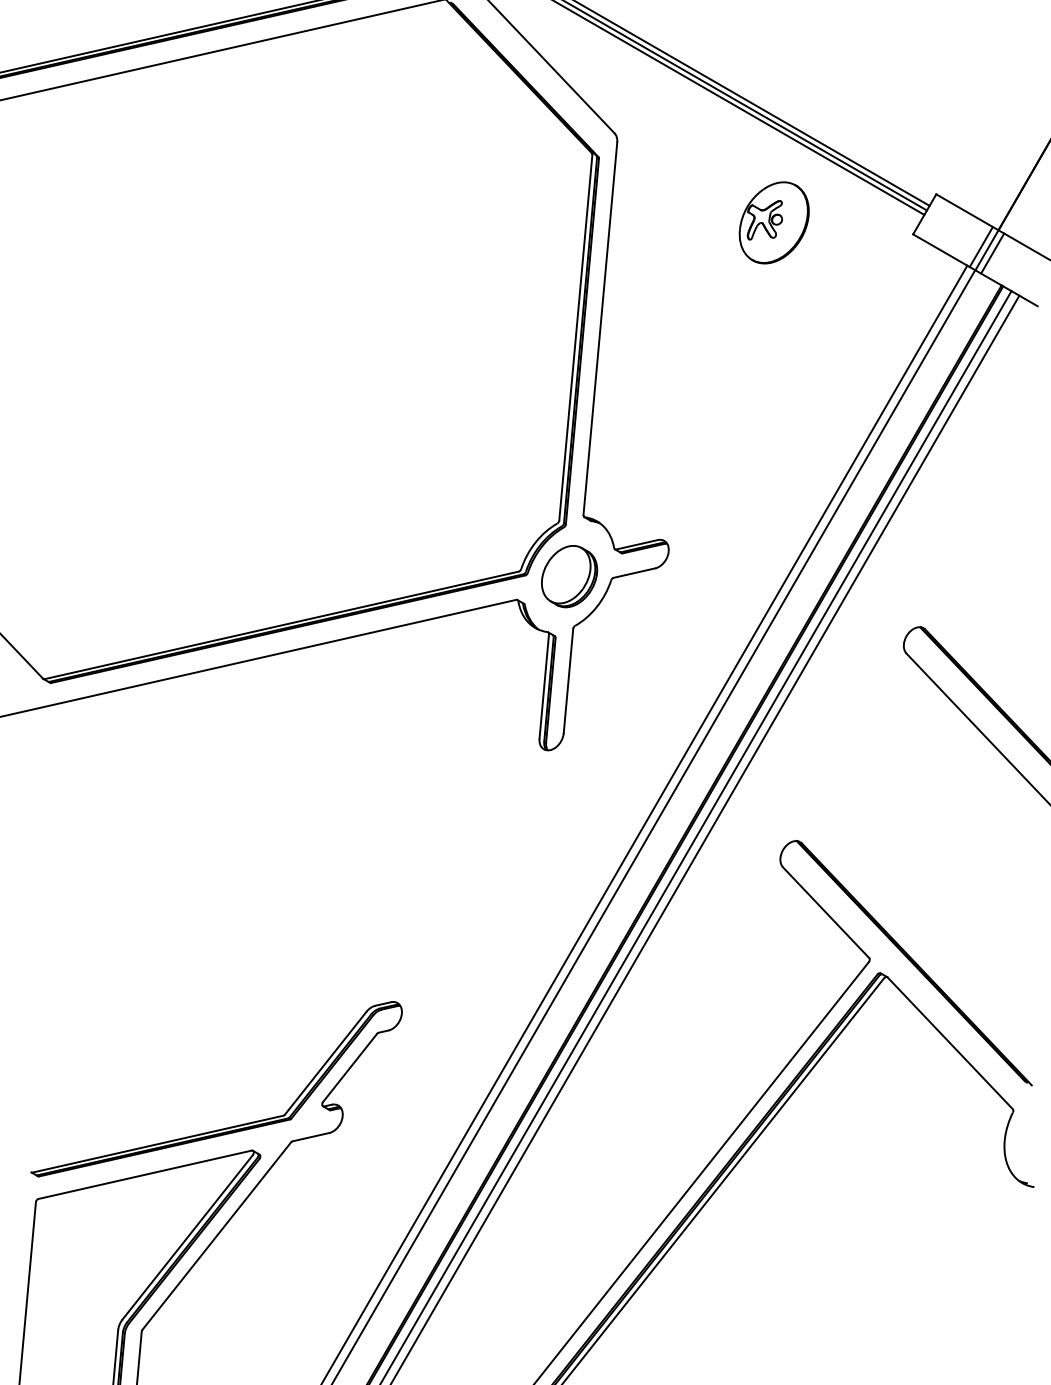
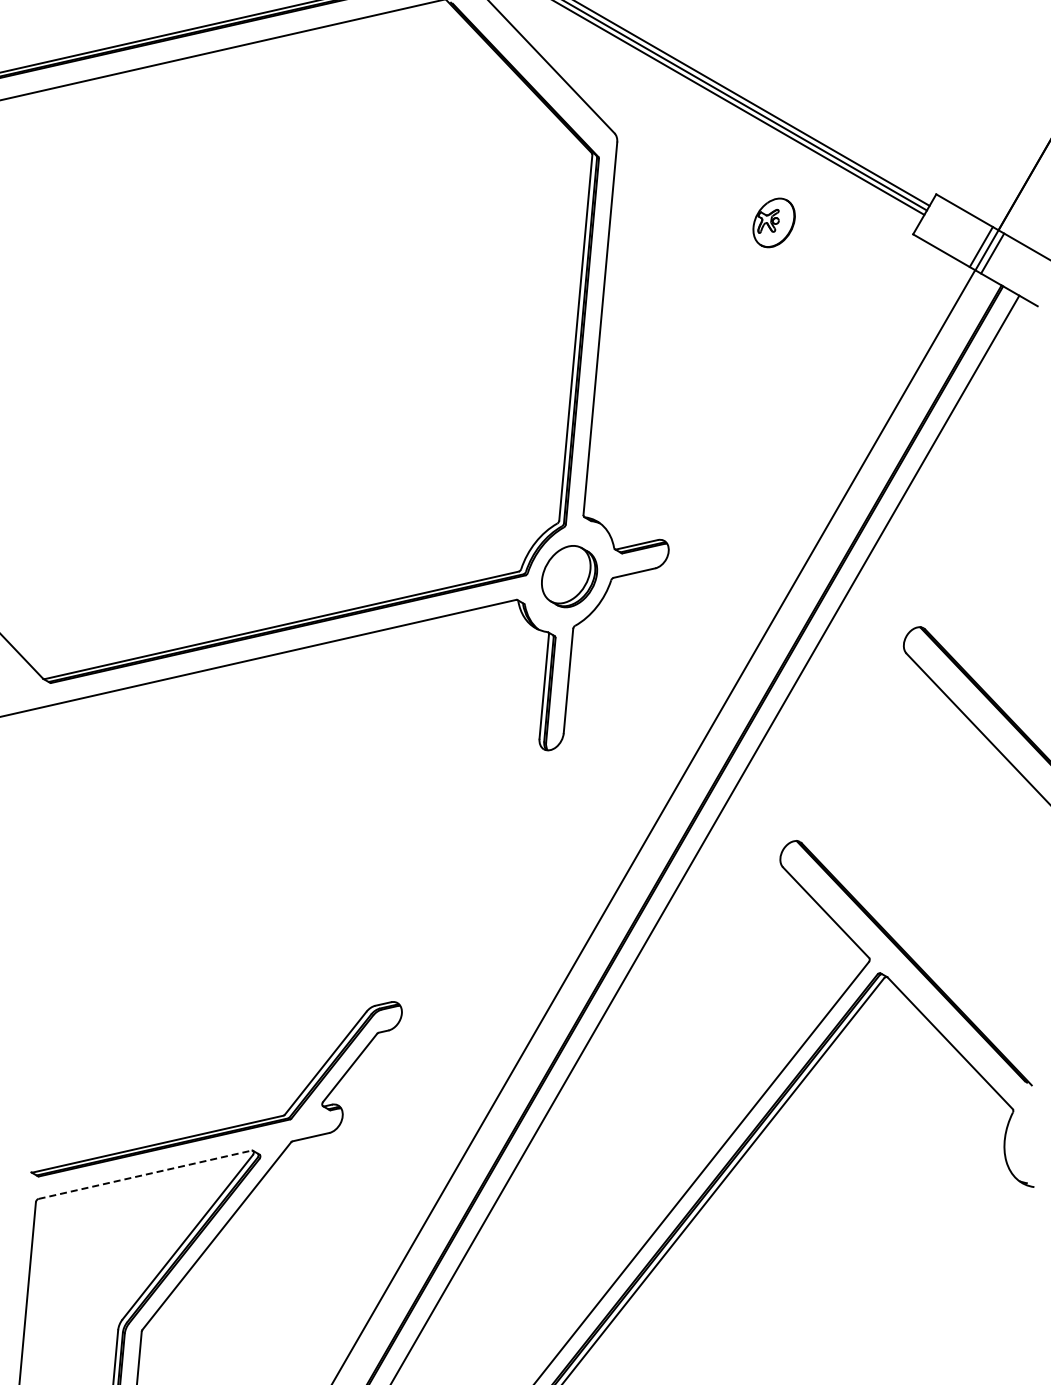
part size: 72x84 px -> 44x52 px (773, 222)
line: present -> none (644, 823)
line: present -> none (696, 836)
line: solid -> dashed (145, 1174)
